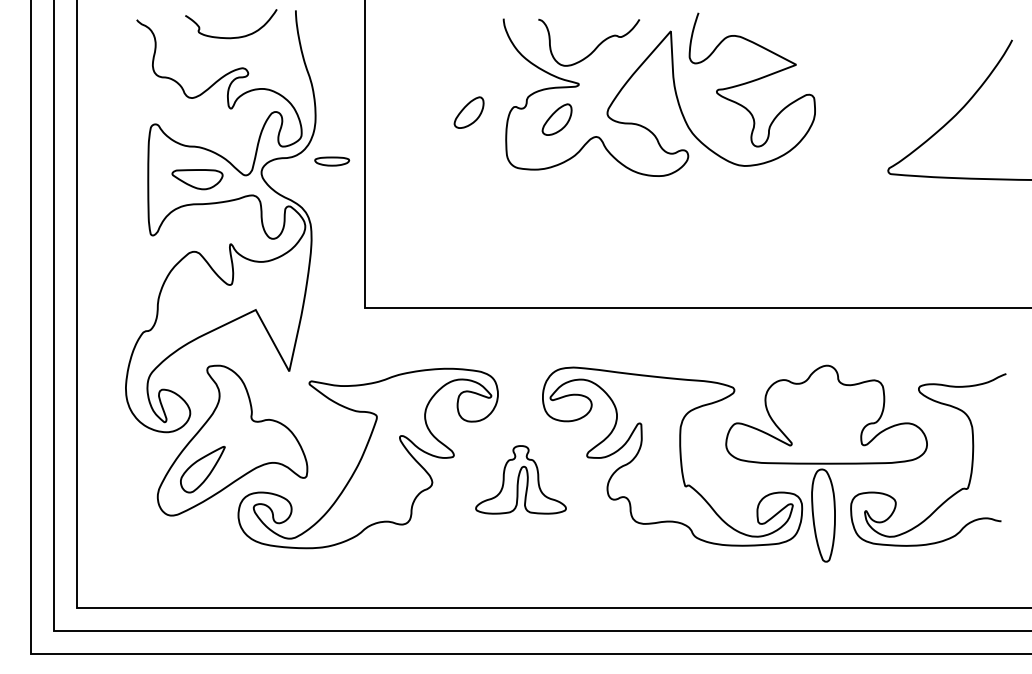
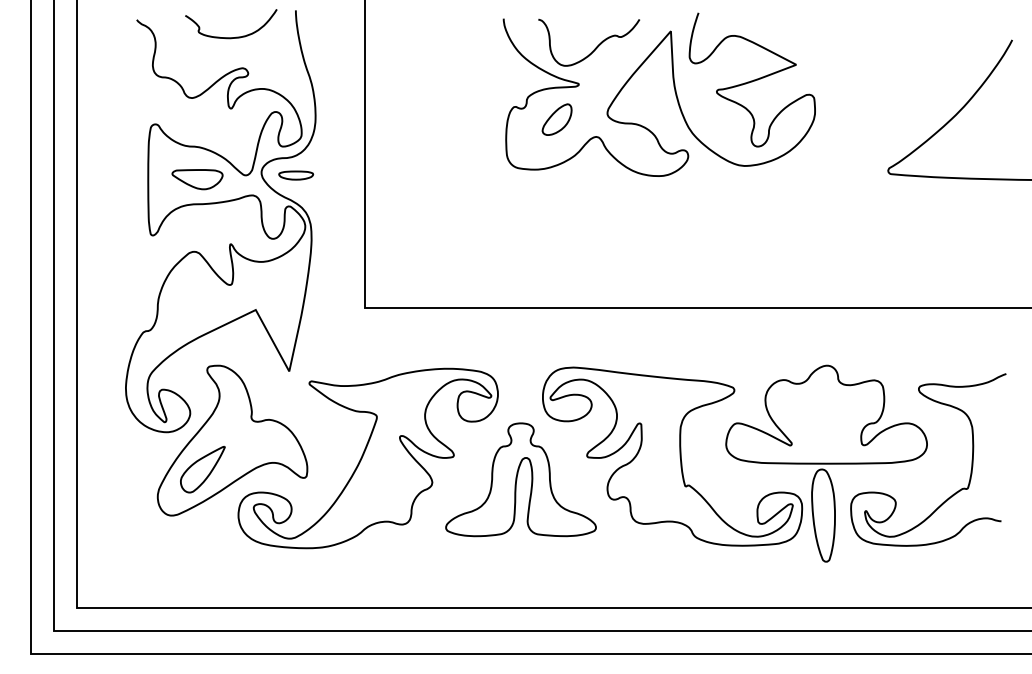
part: present -> none (468, 112)
part position: (332, 161) -> (296, 175) (296, 175)
part size: 92x70 px -> 152x116 px (520, 479)
